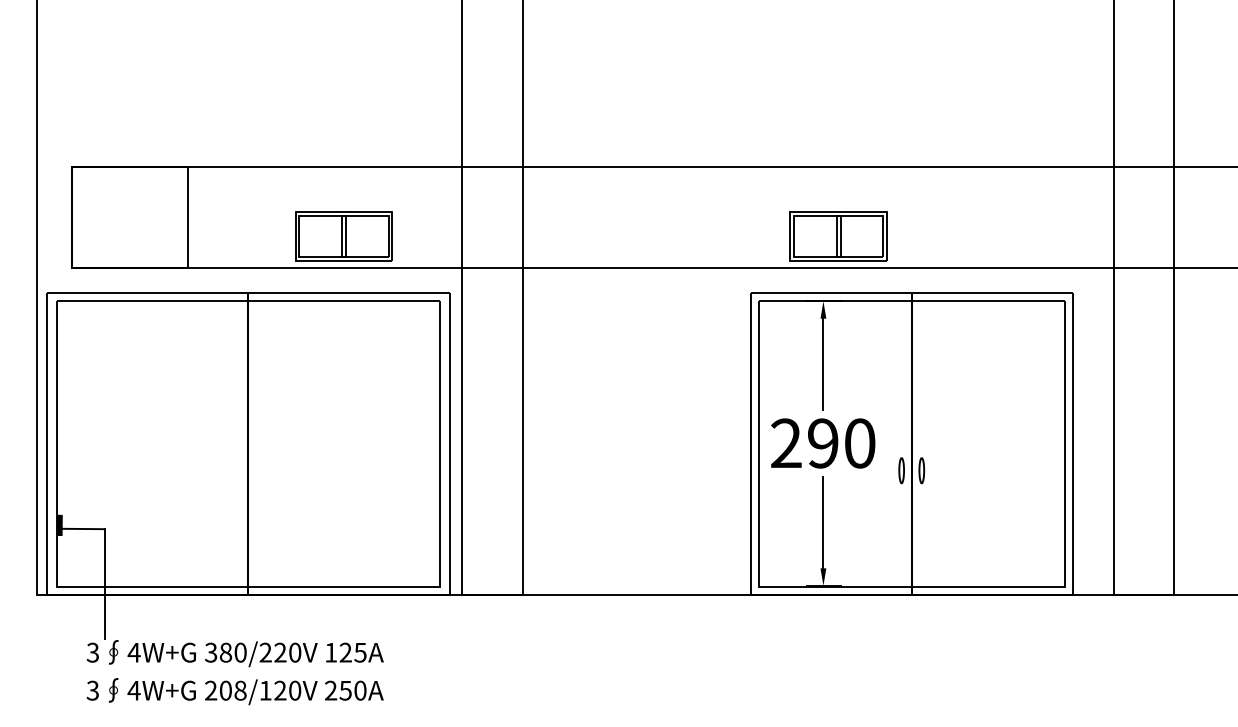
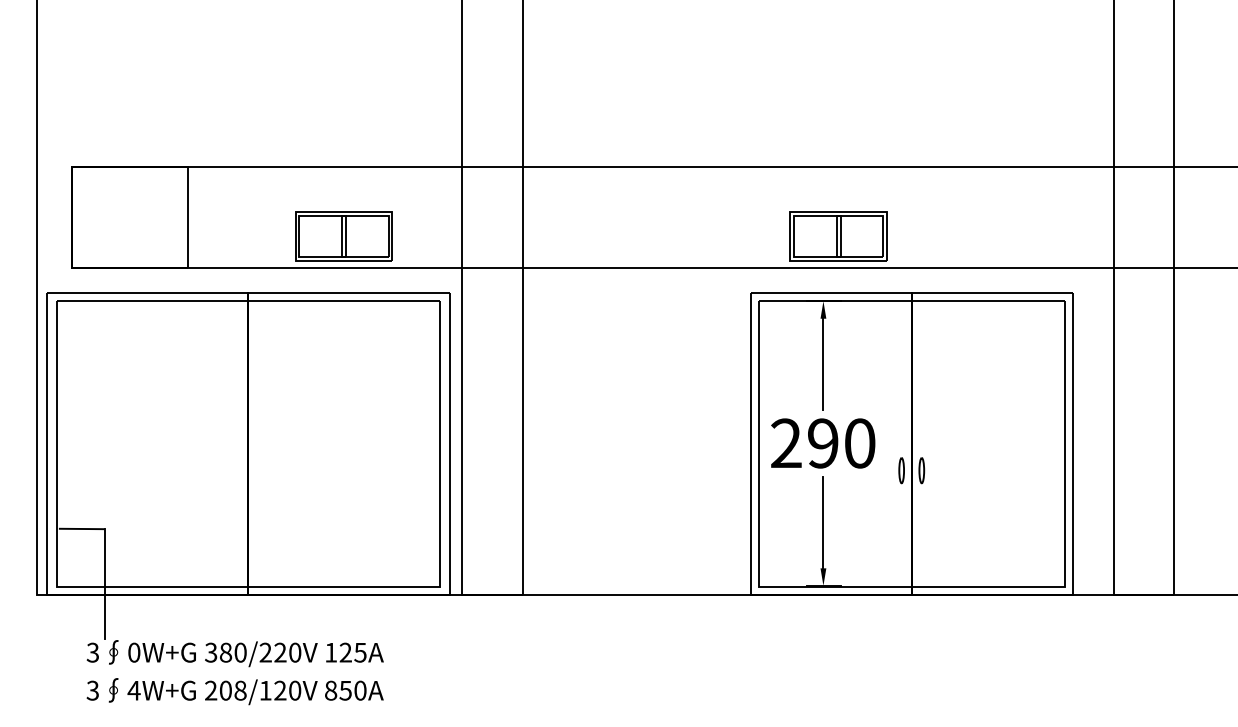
fill: present -> none (59, 524)
text: 4W+G -> 0W+G (133, 652)
text: 250A -> 850A (331, 690)
